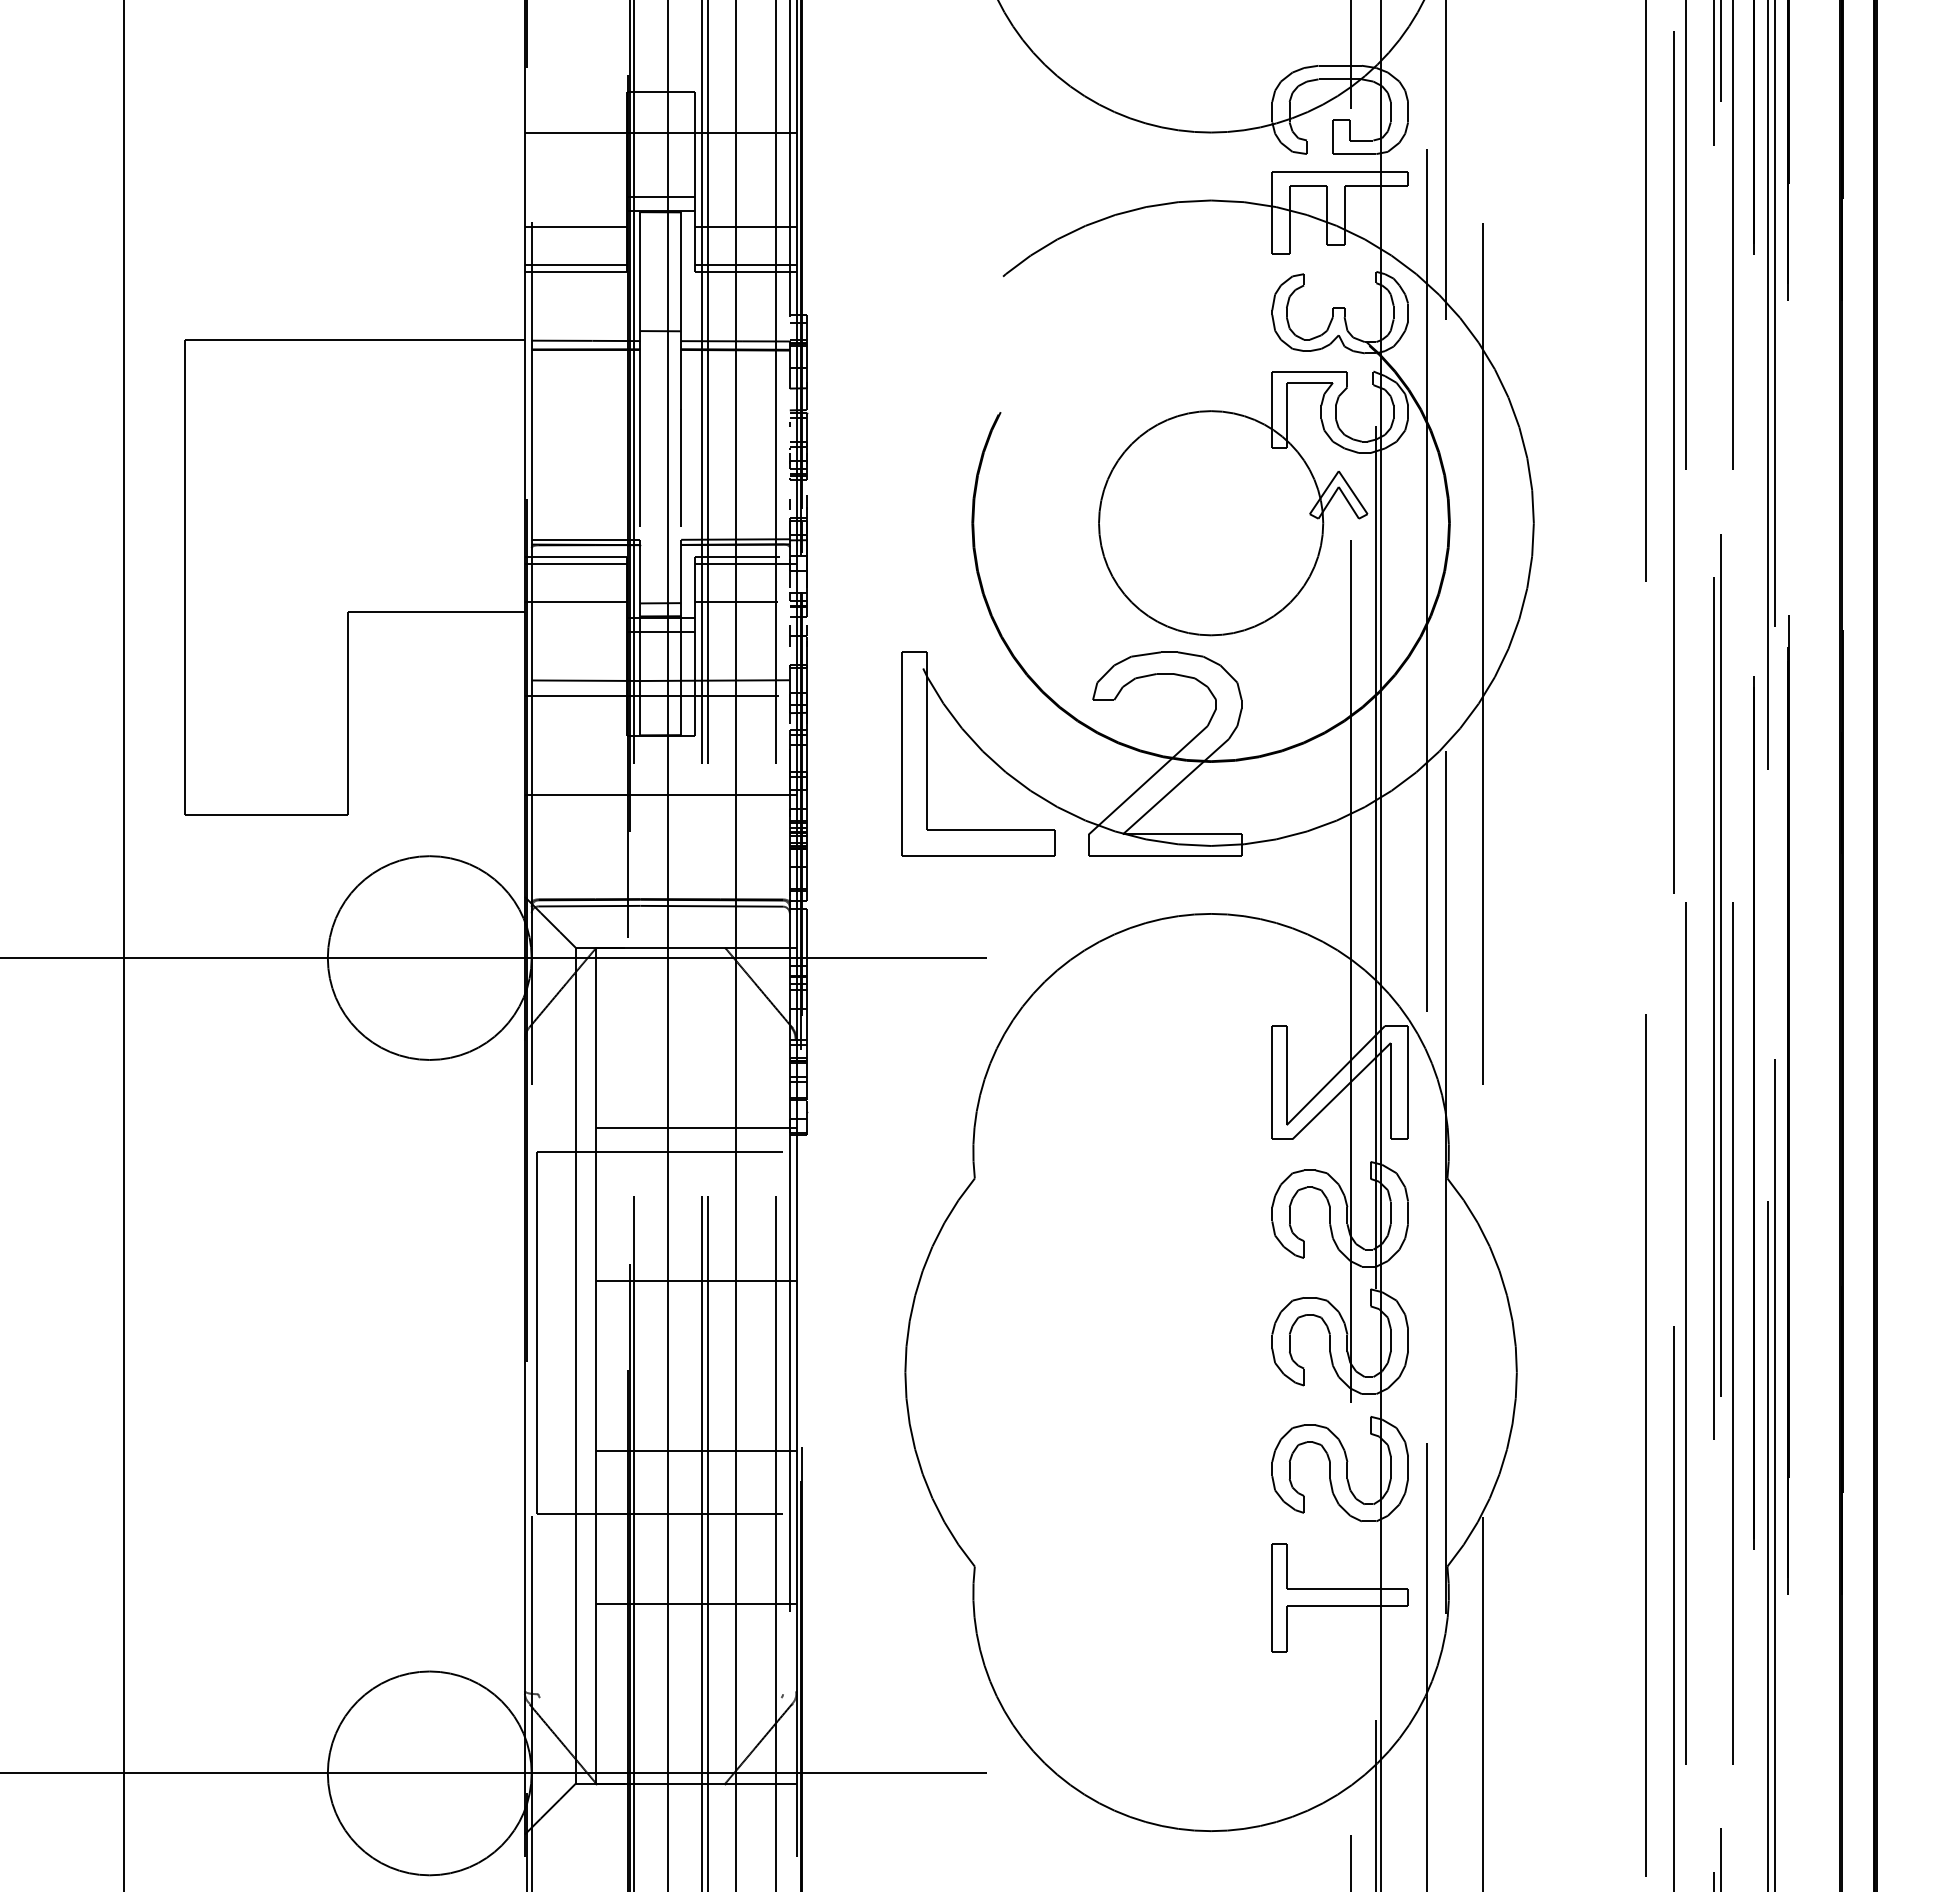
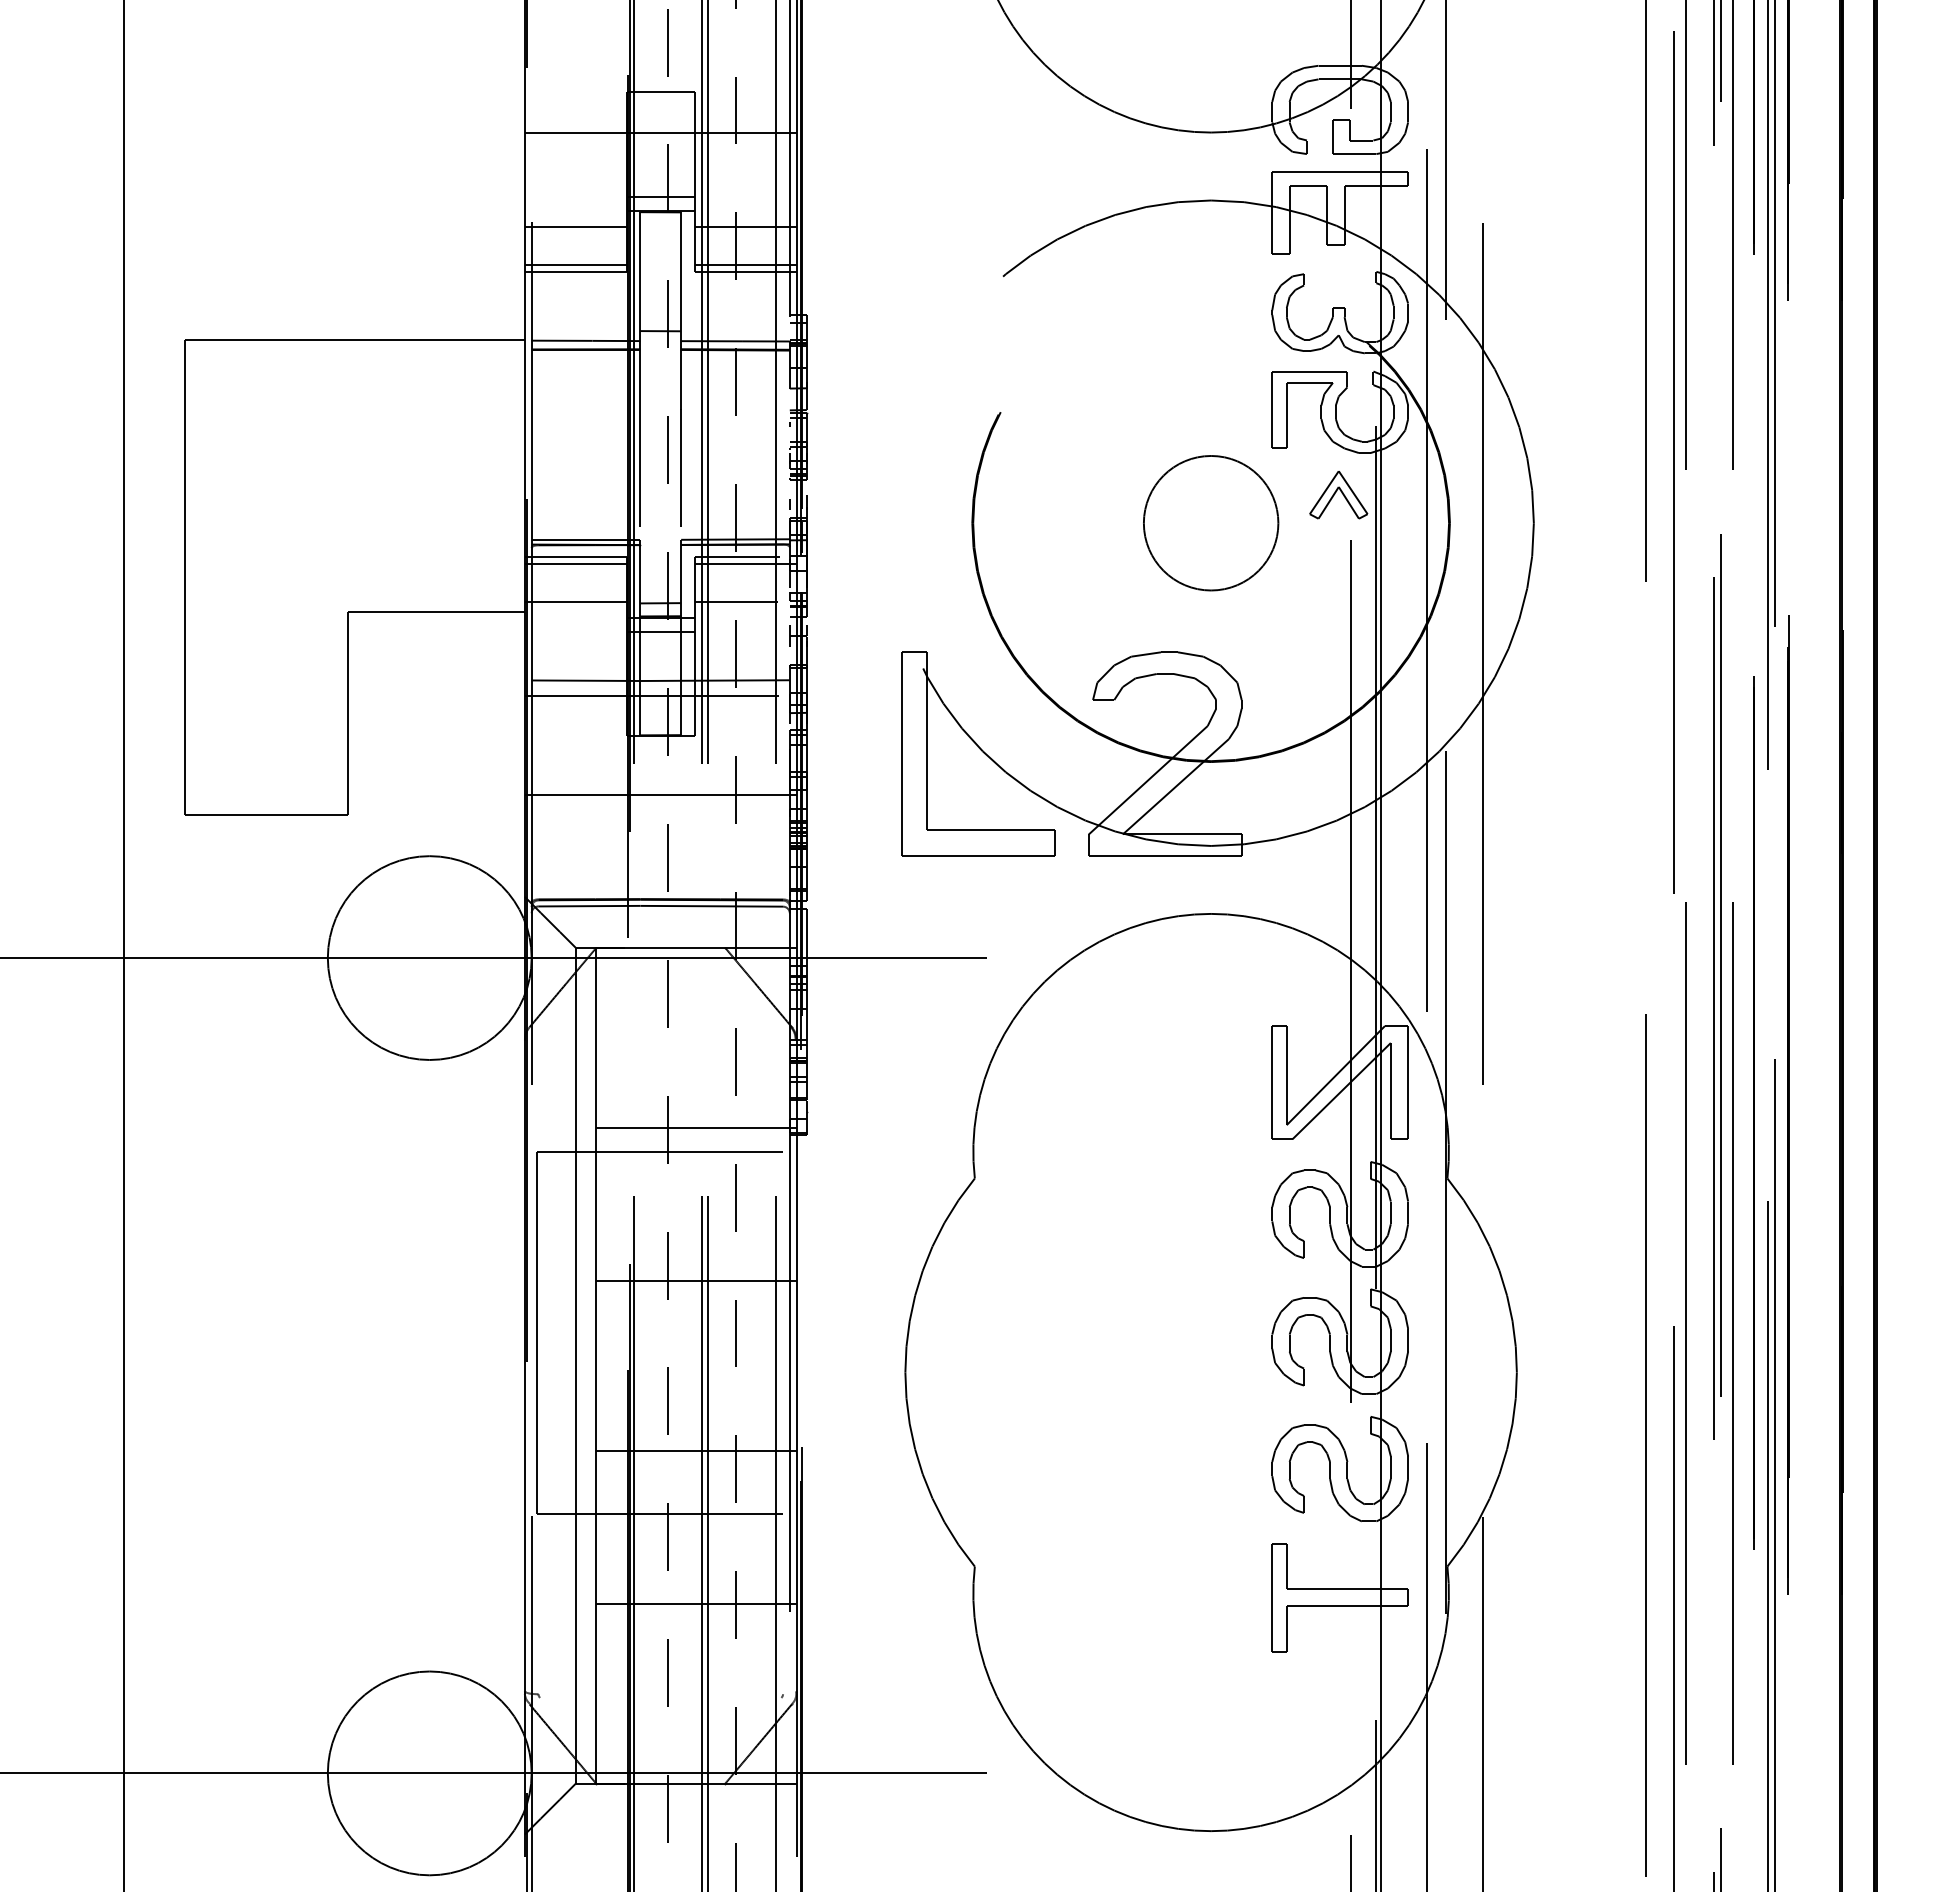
circle diameter: 224 px -> 135 px (1210, 522)
line: solid -> dashed (667, 946)
line: solid -> dashed (735, 946)
